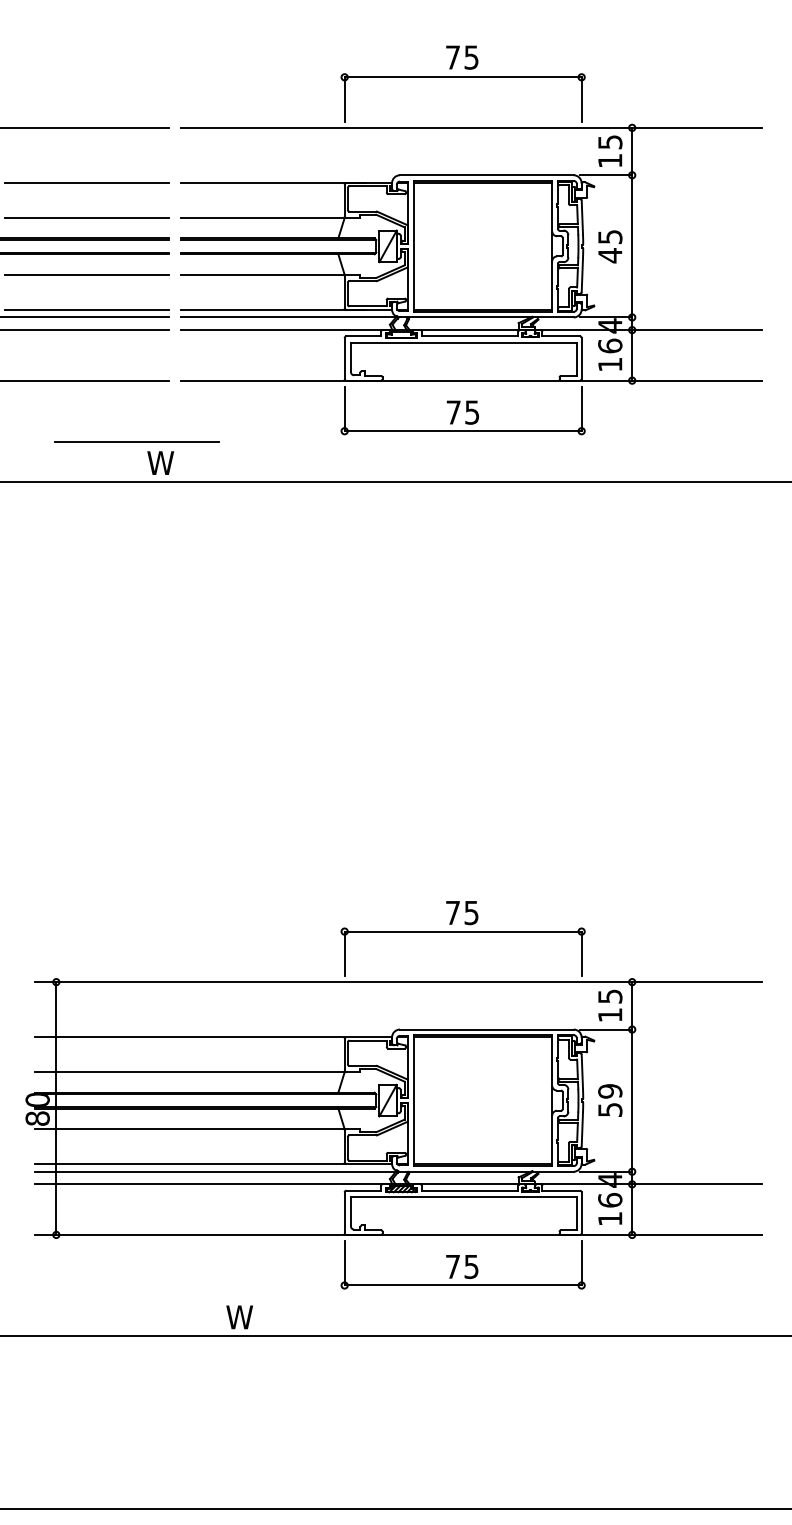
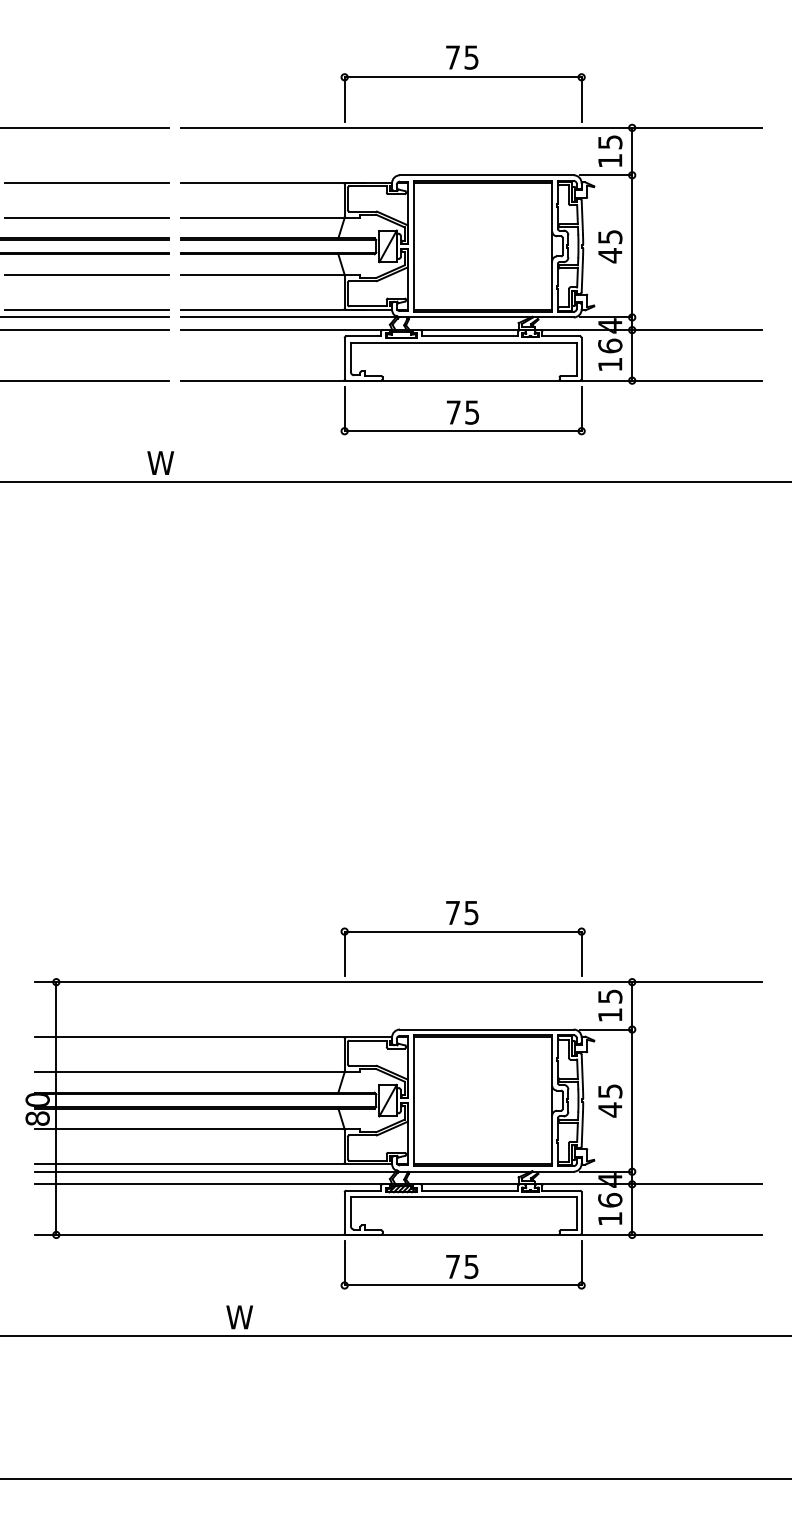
line: present -> none (136, 441)
text: 59 -> 45 (610, 1100)
line position: (395, 1509) -> (395, 1479) (395, 1479)
